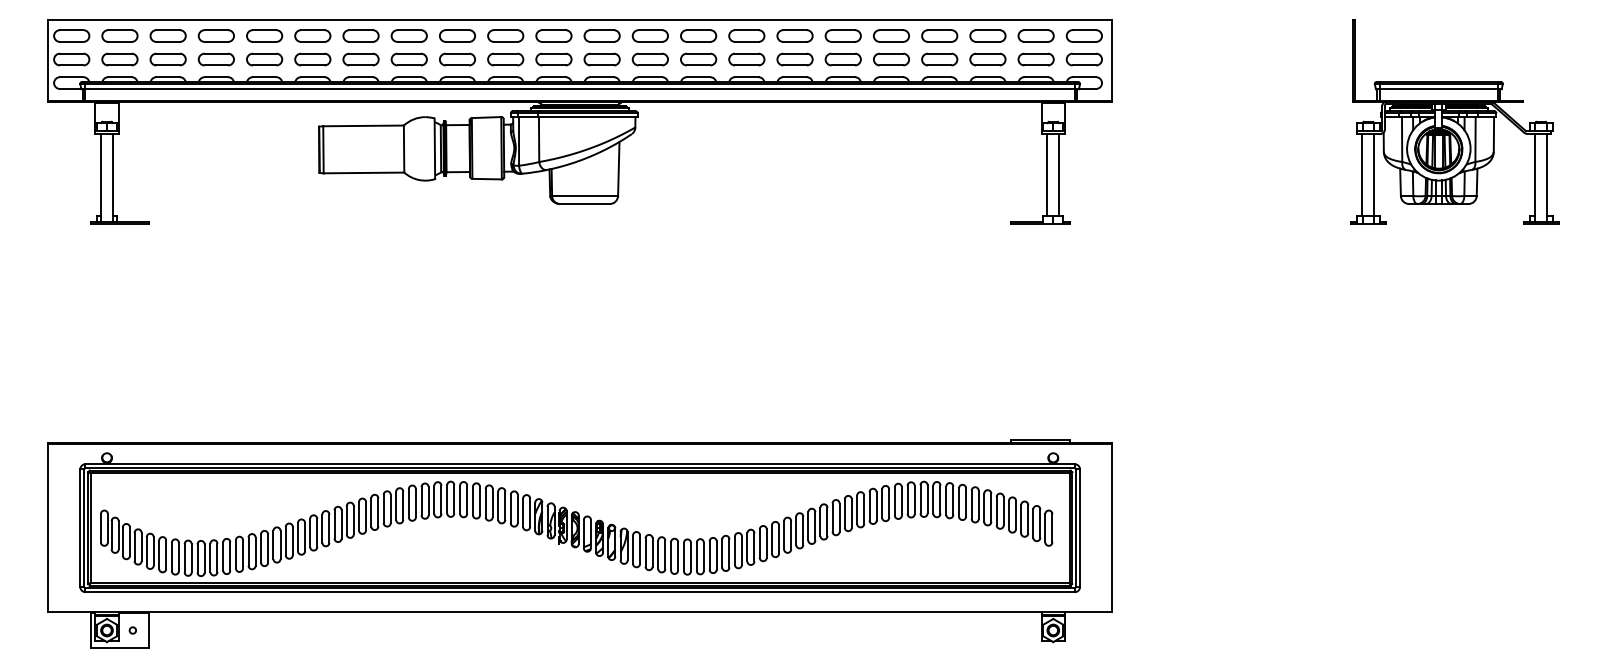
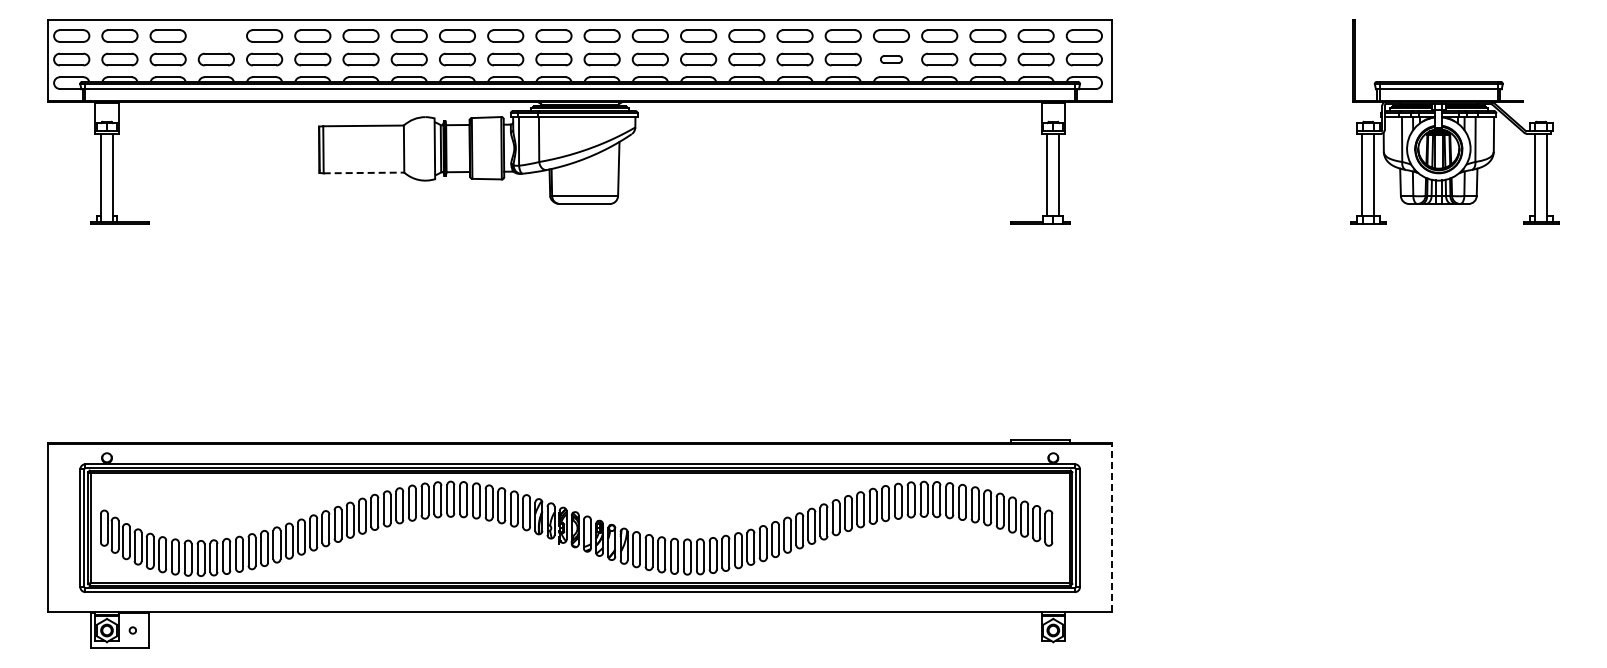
part: present -> none (215, 35)
part size: 37x15 px -> 23x9 px (891, 59)
line: solid -> dashed (364, 172)
line: solid -> dashed (1112, 528)
